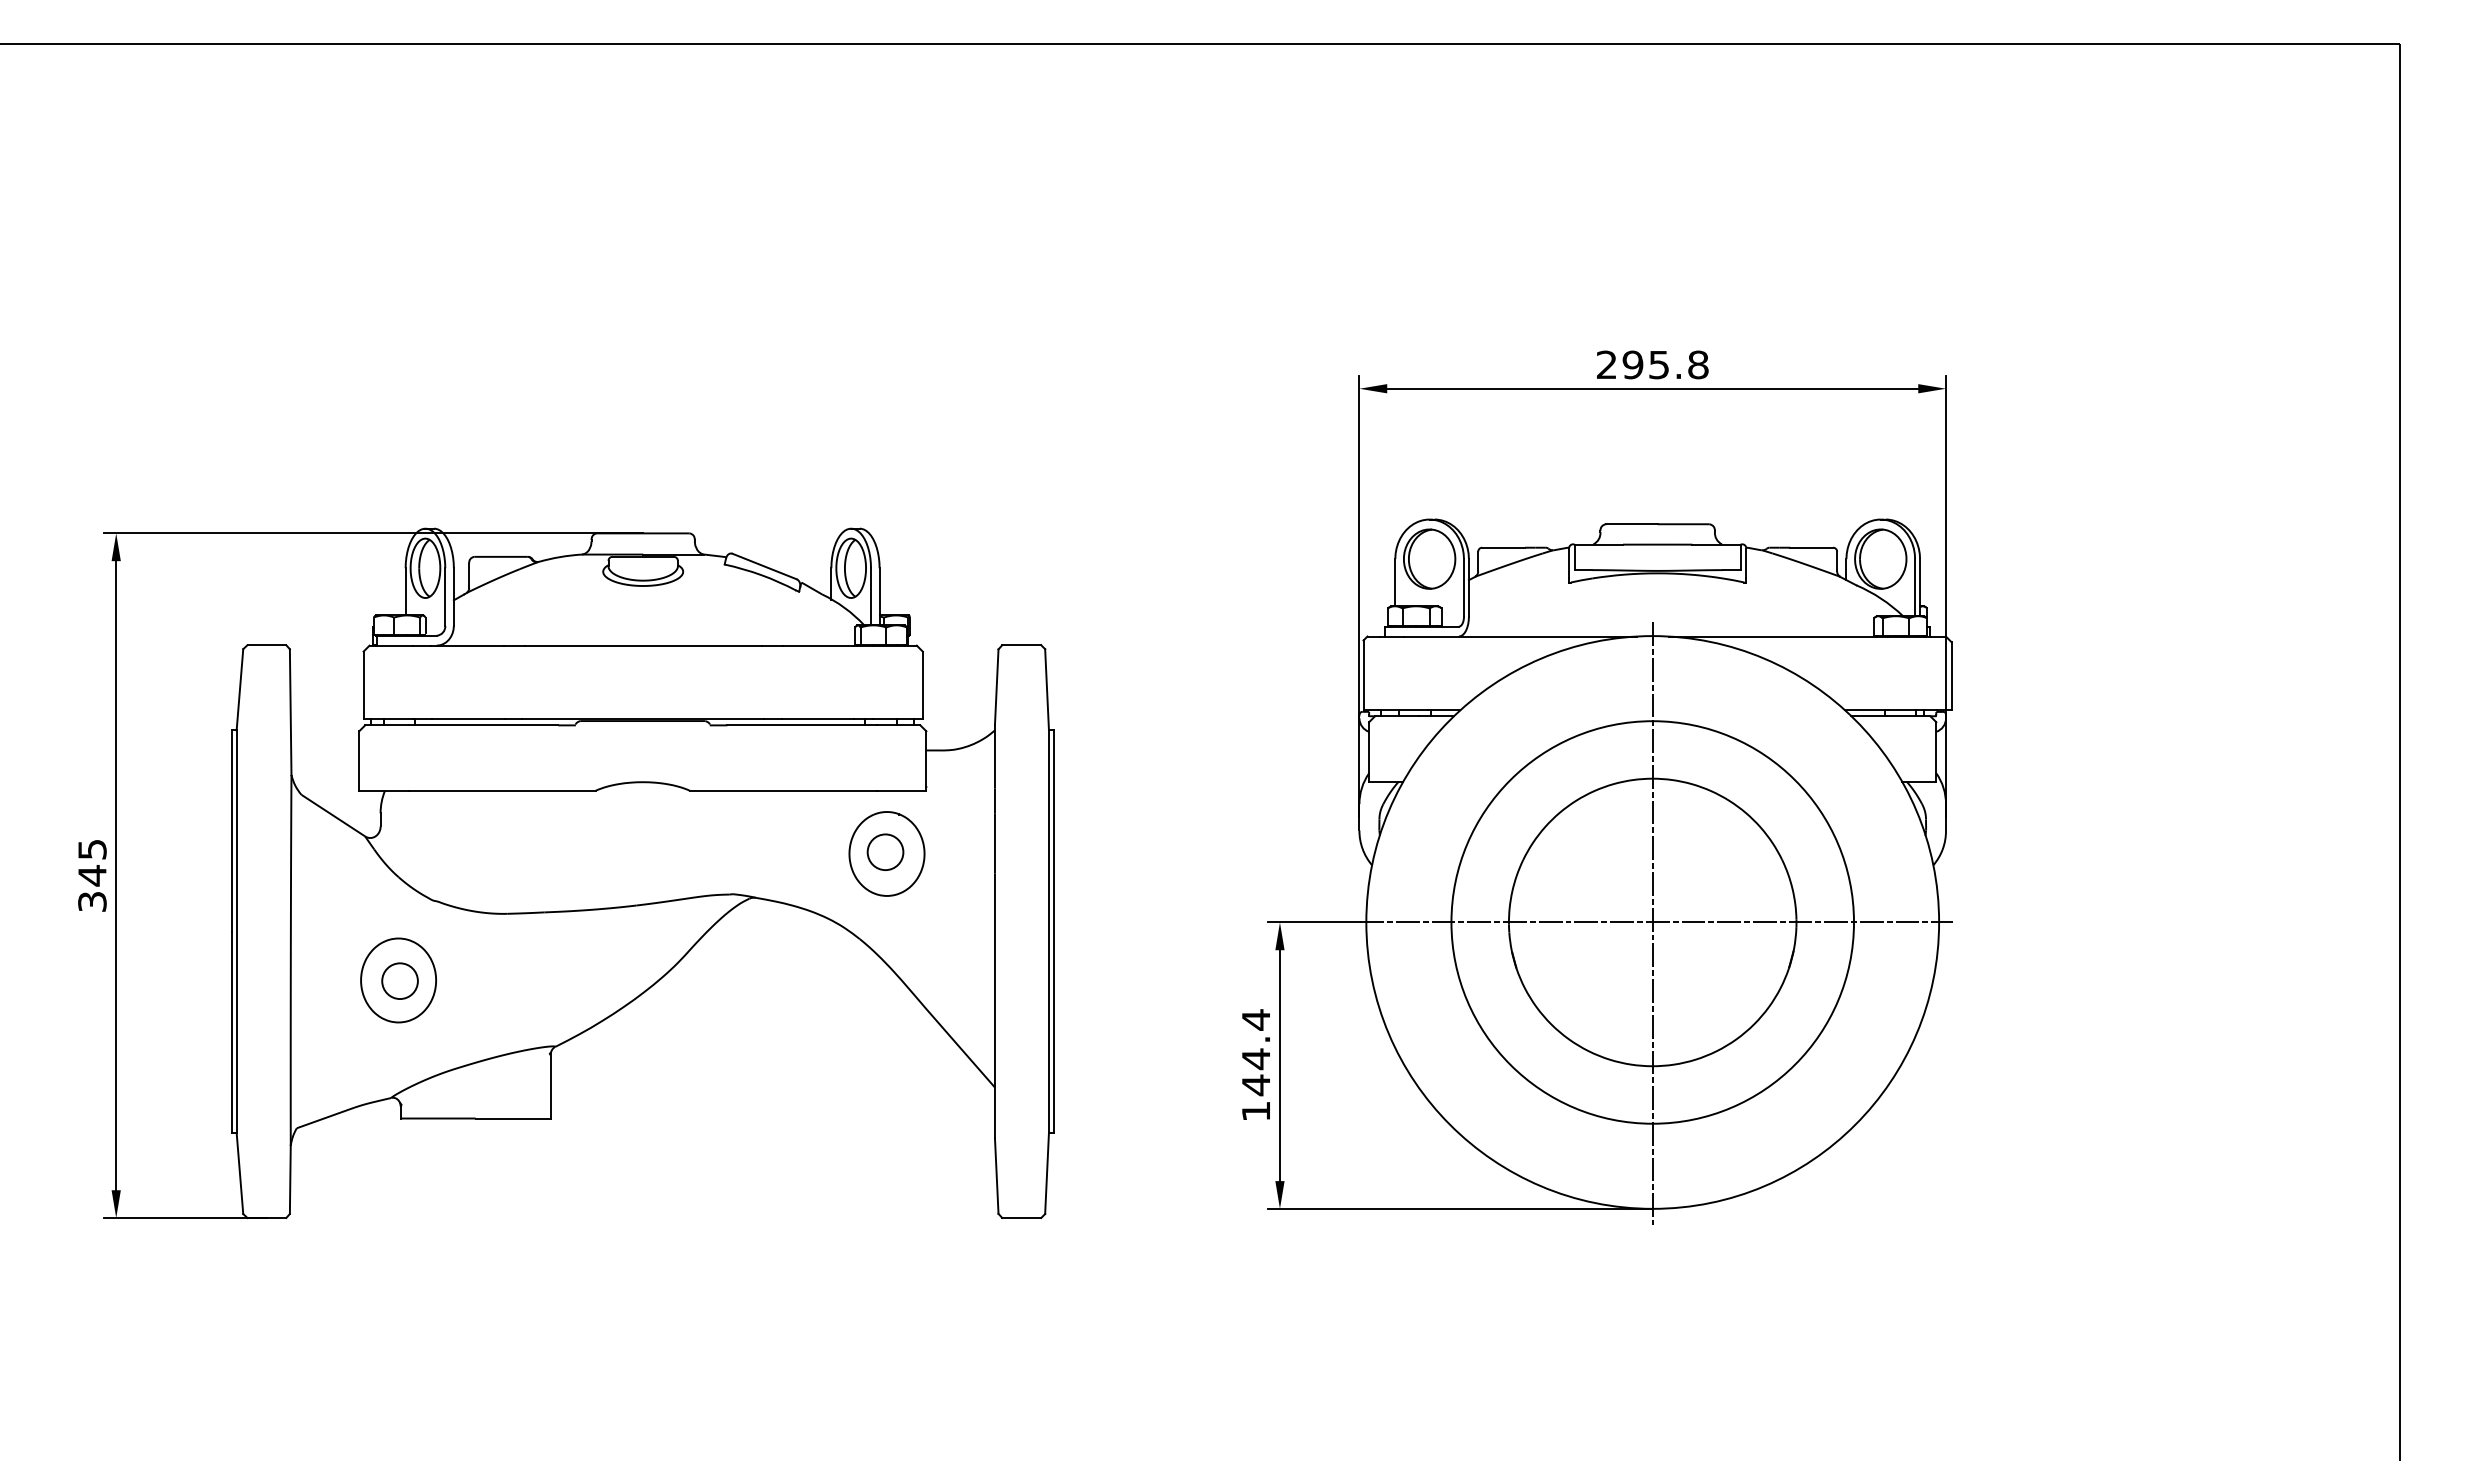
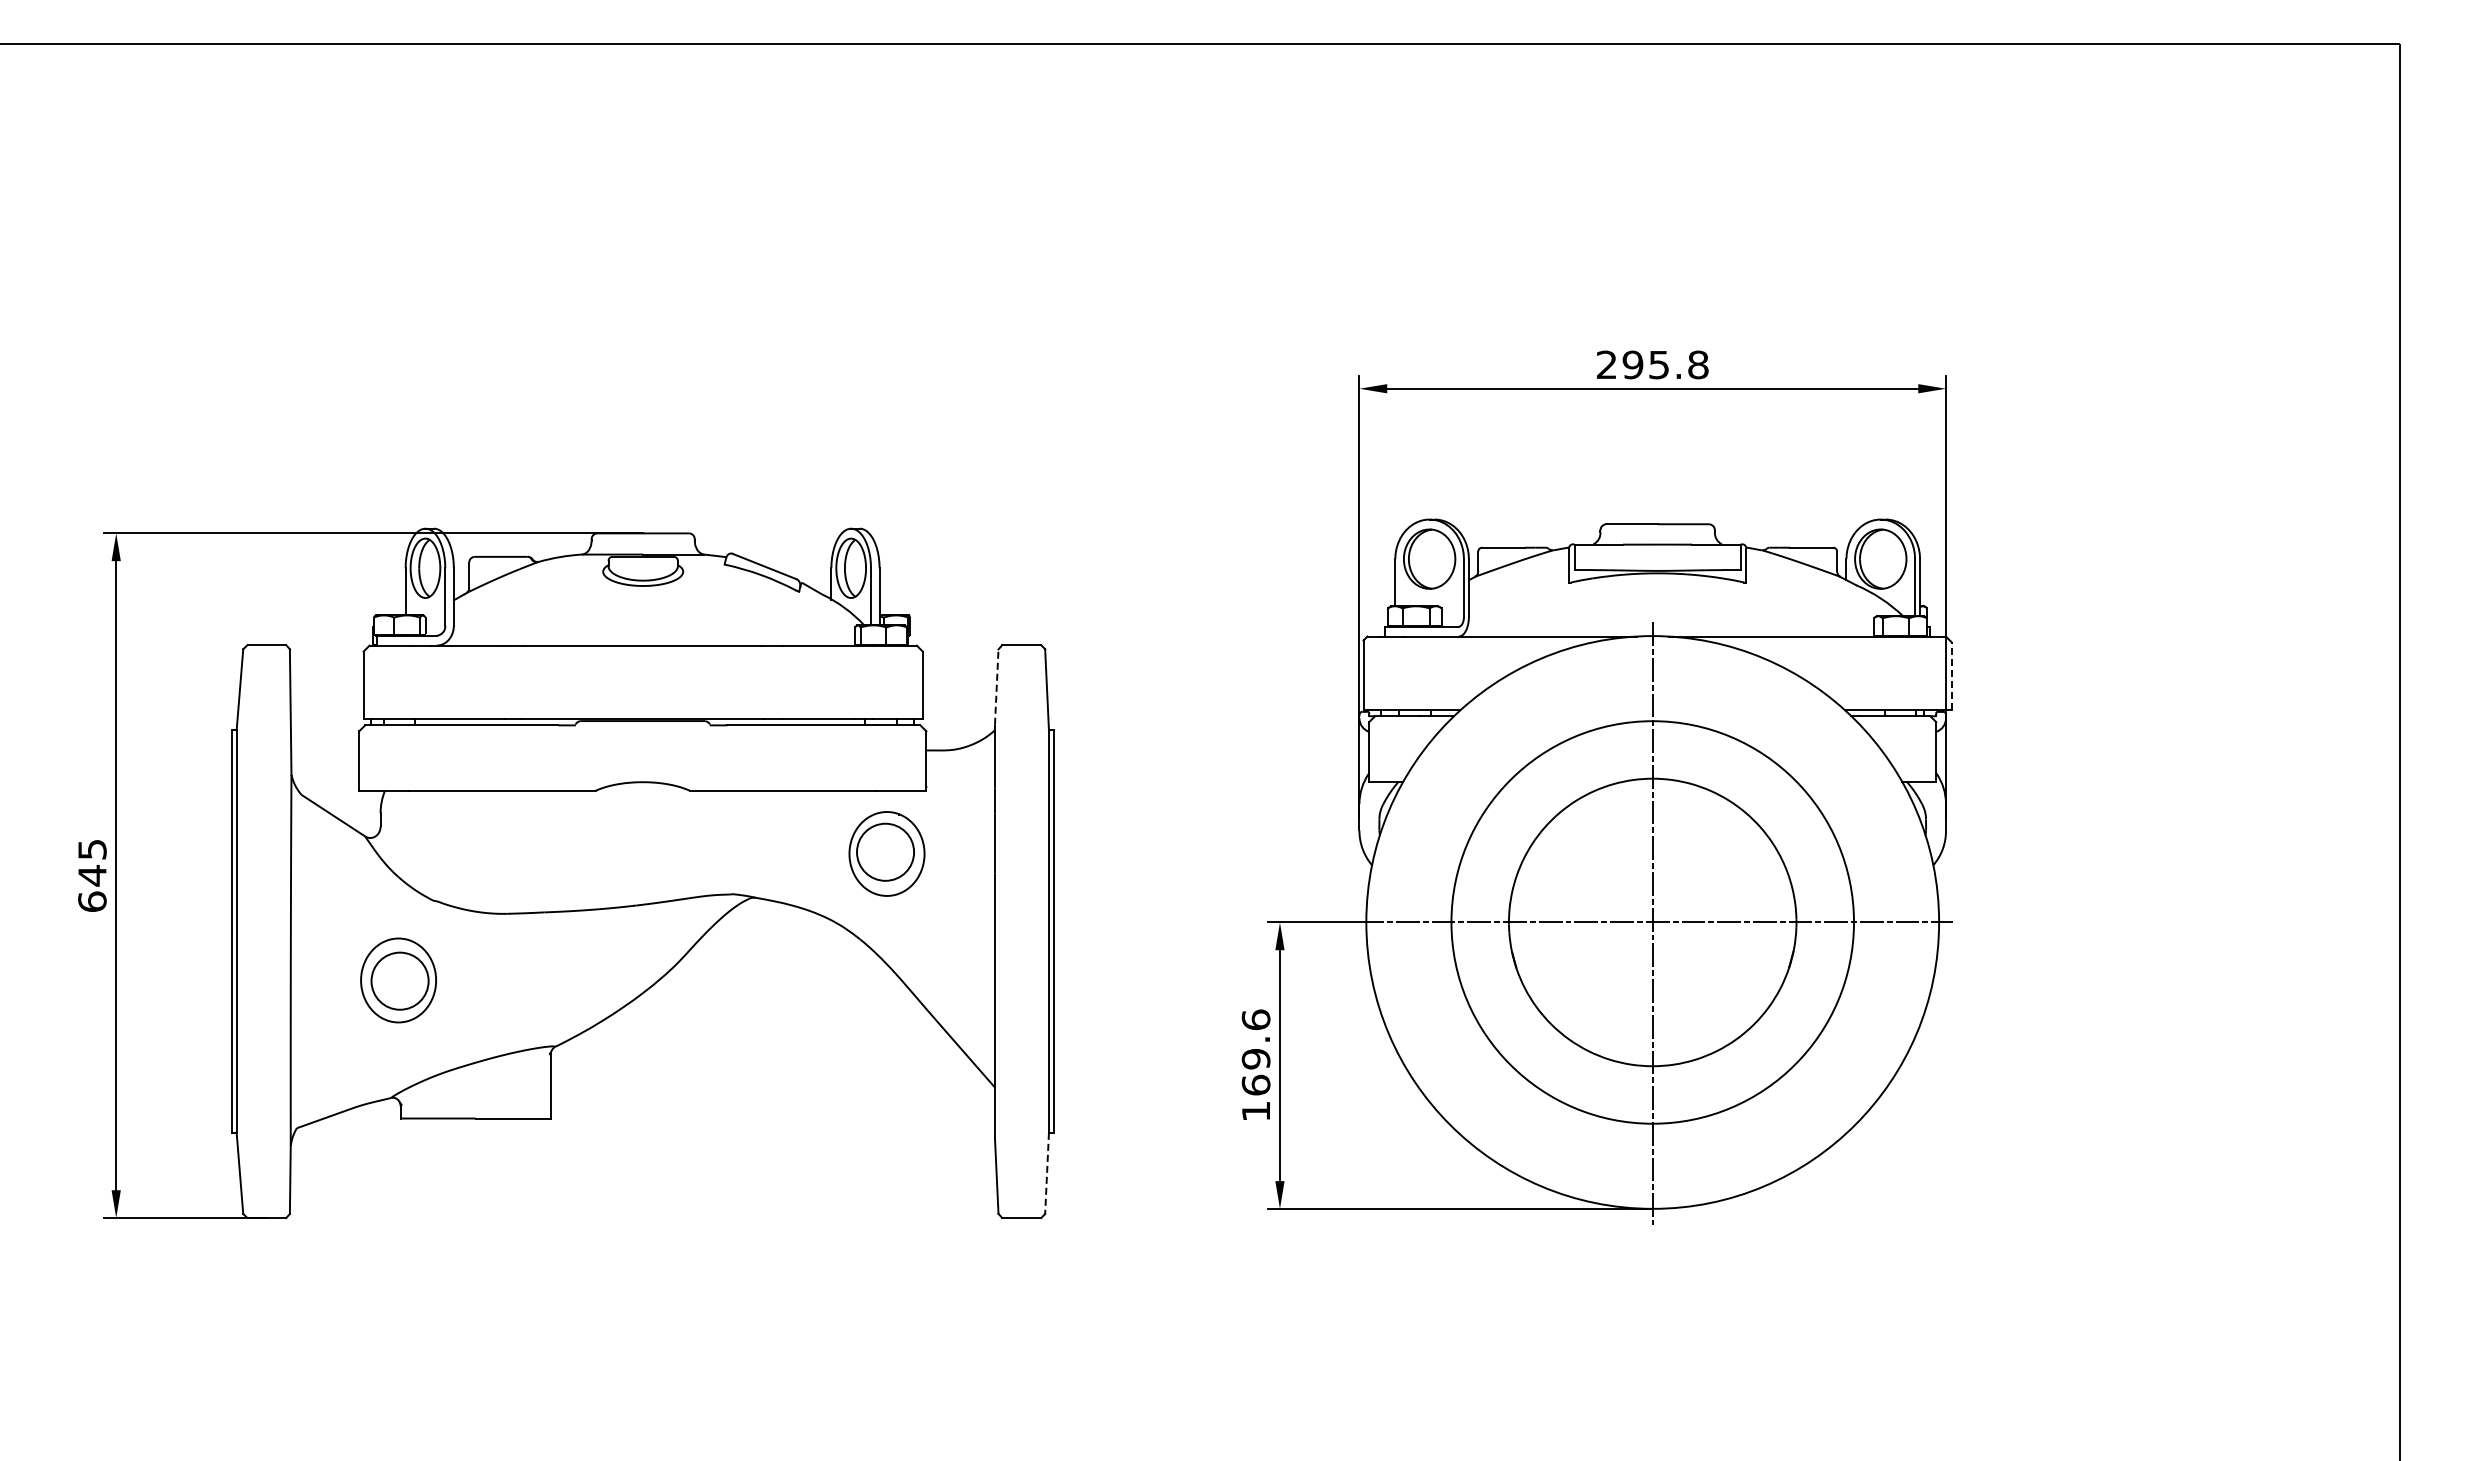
line: solid -> dashed (1951, 676)
line: solid -> dashed (996, 687)
circle diameter: 36 px -> 57 px (885, 851)
text: 345 -> 645 (92, 901)
circle diameter: 36 px -> 57 px (399, 980)
text: 144.4 -> 169.6 (1255, 1052)
line: solid -> dashed (1047, 1173)
